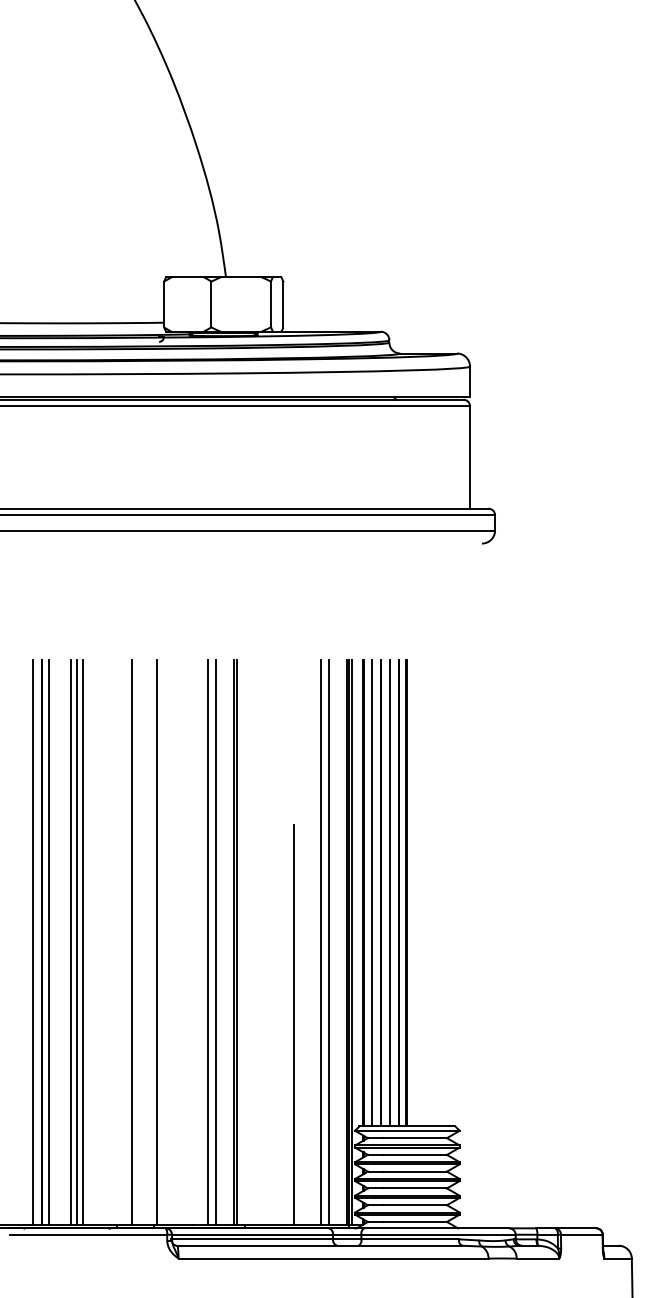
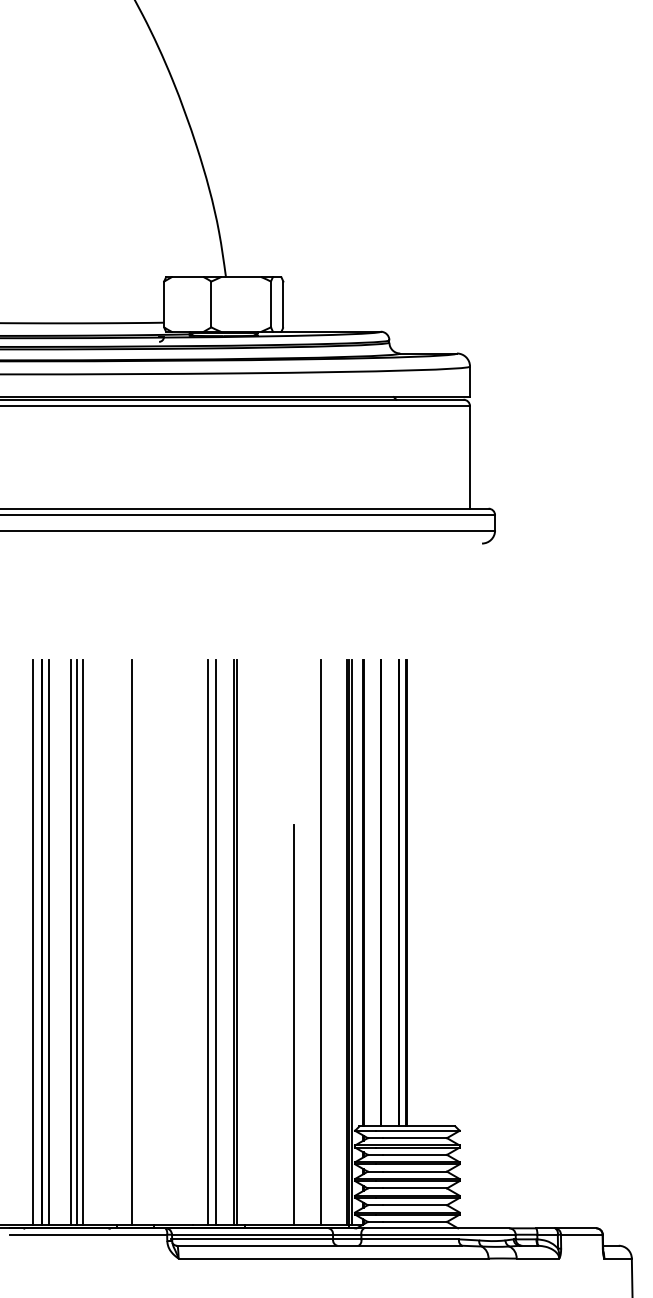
line: present -> none (372, 893)
line: present -> none (389, 893)
line: present -> none (156, 942)
line: present -> none (328, 942)
